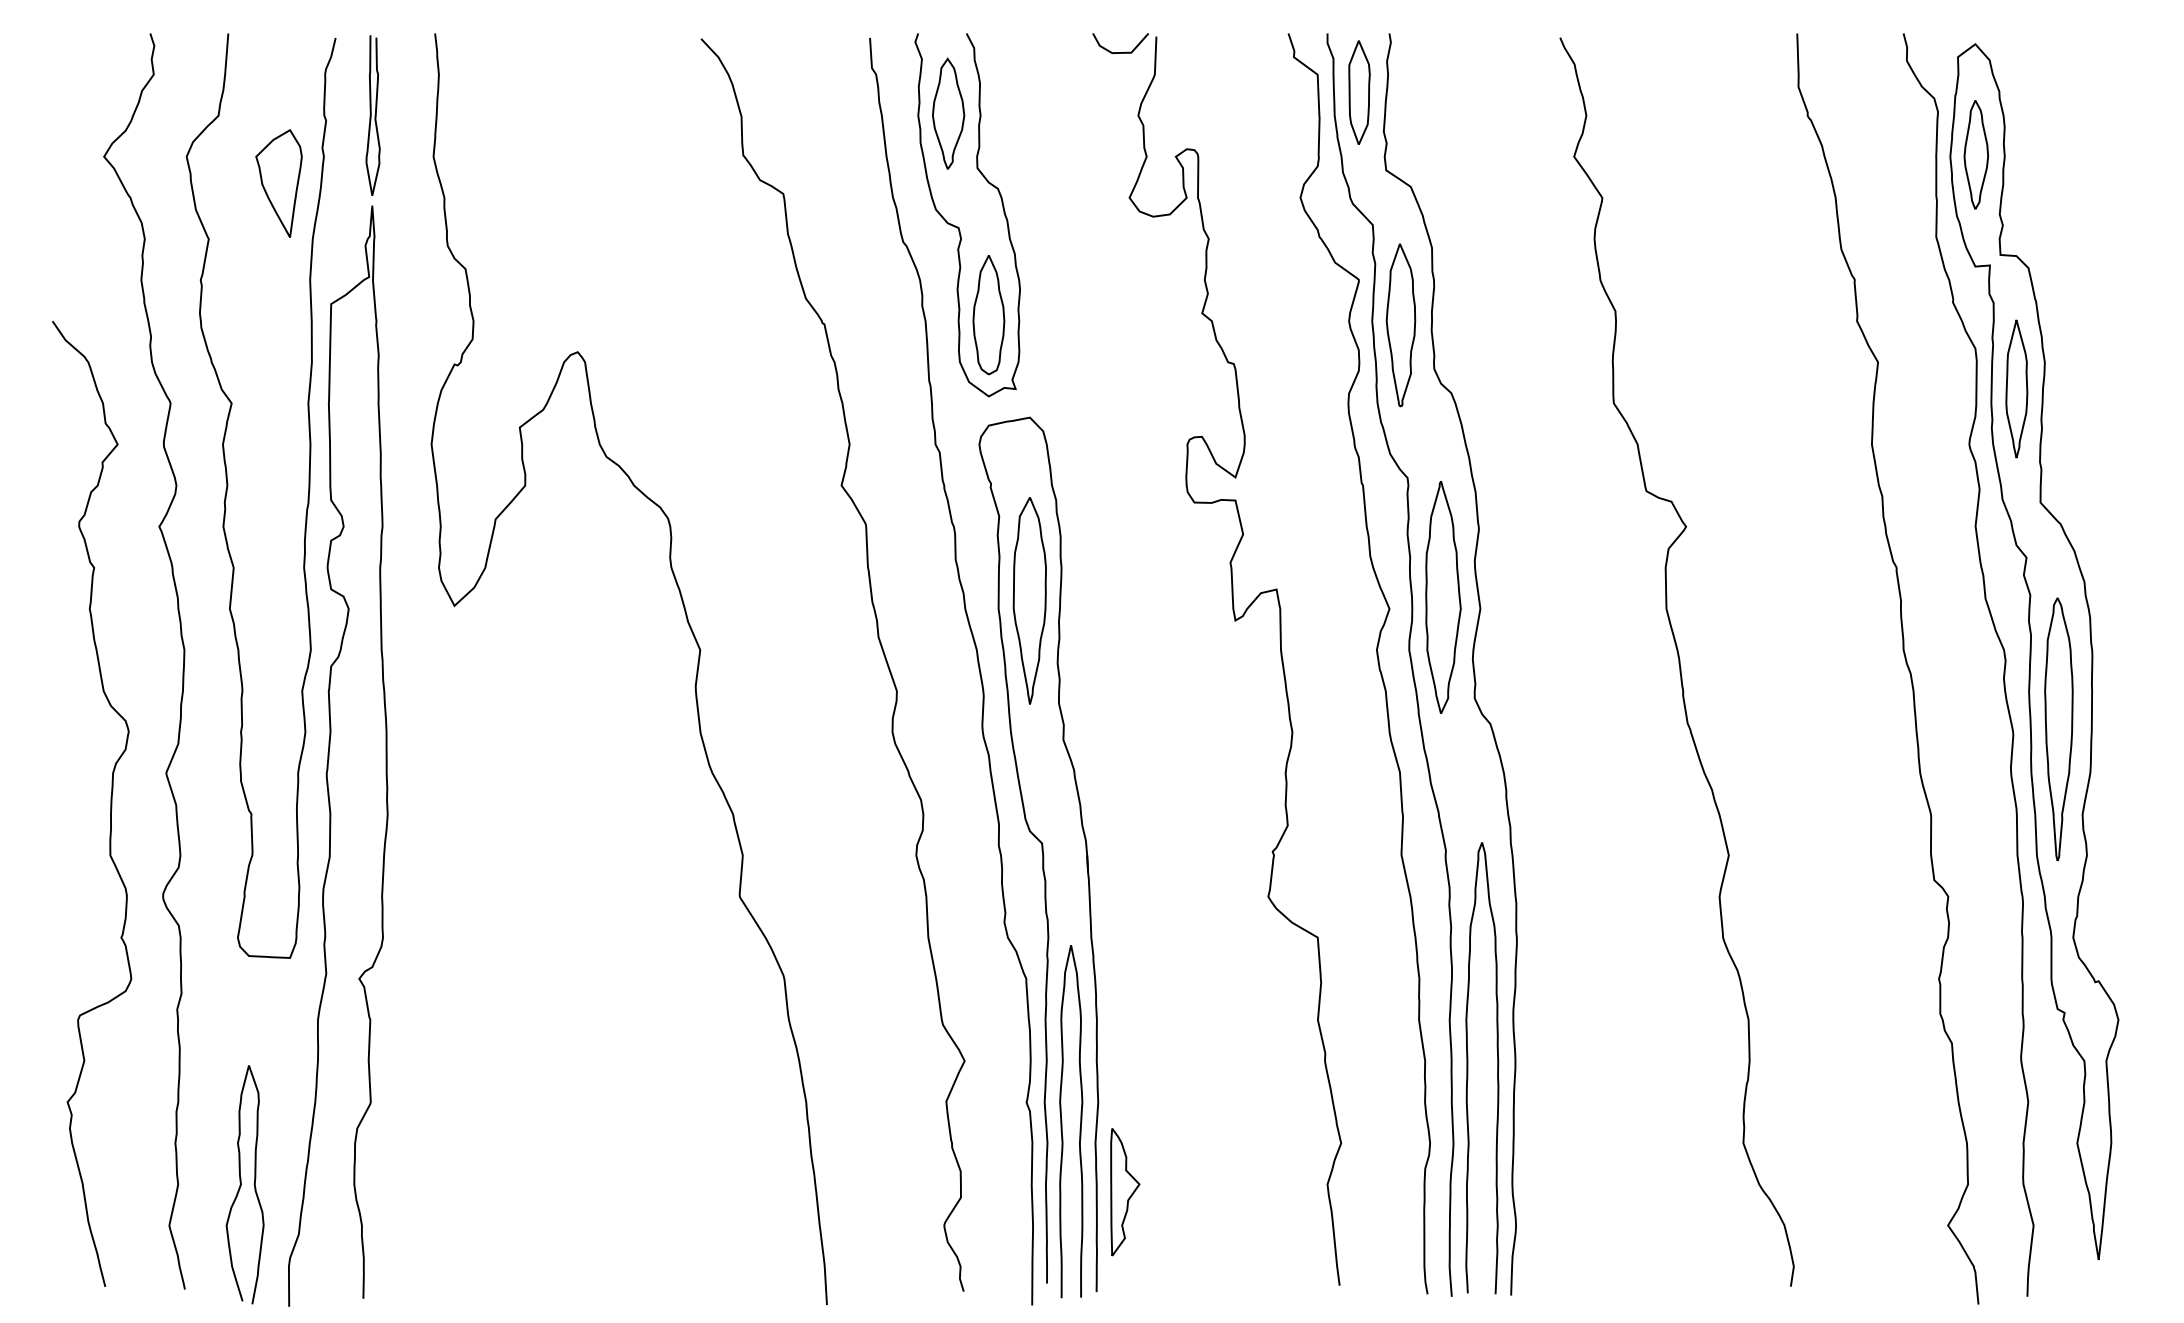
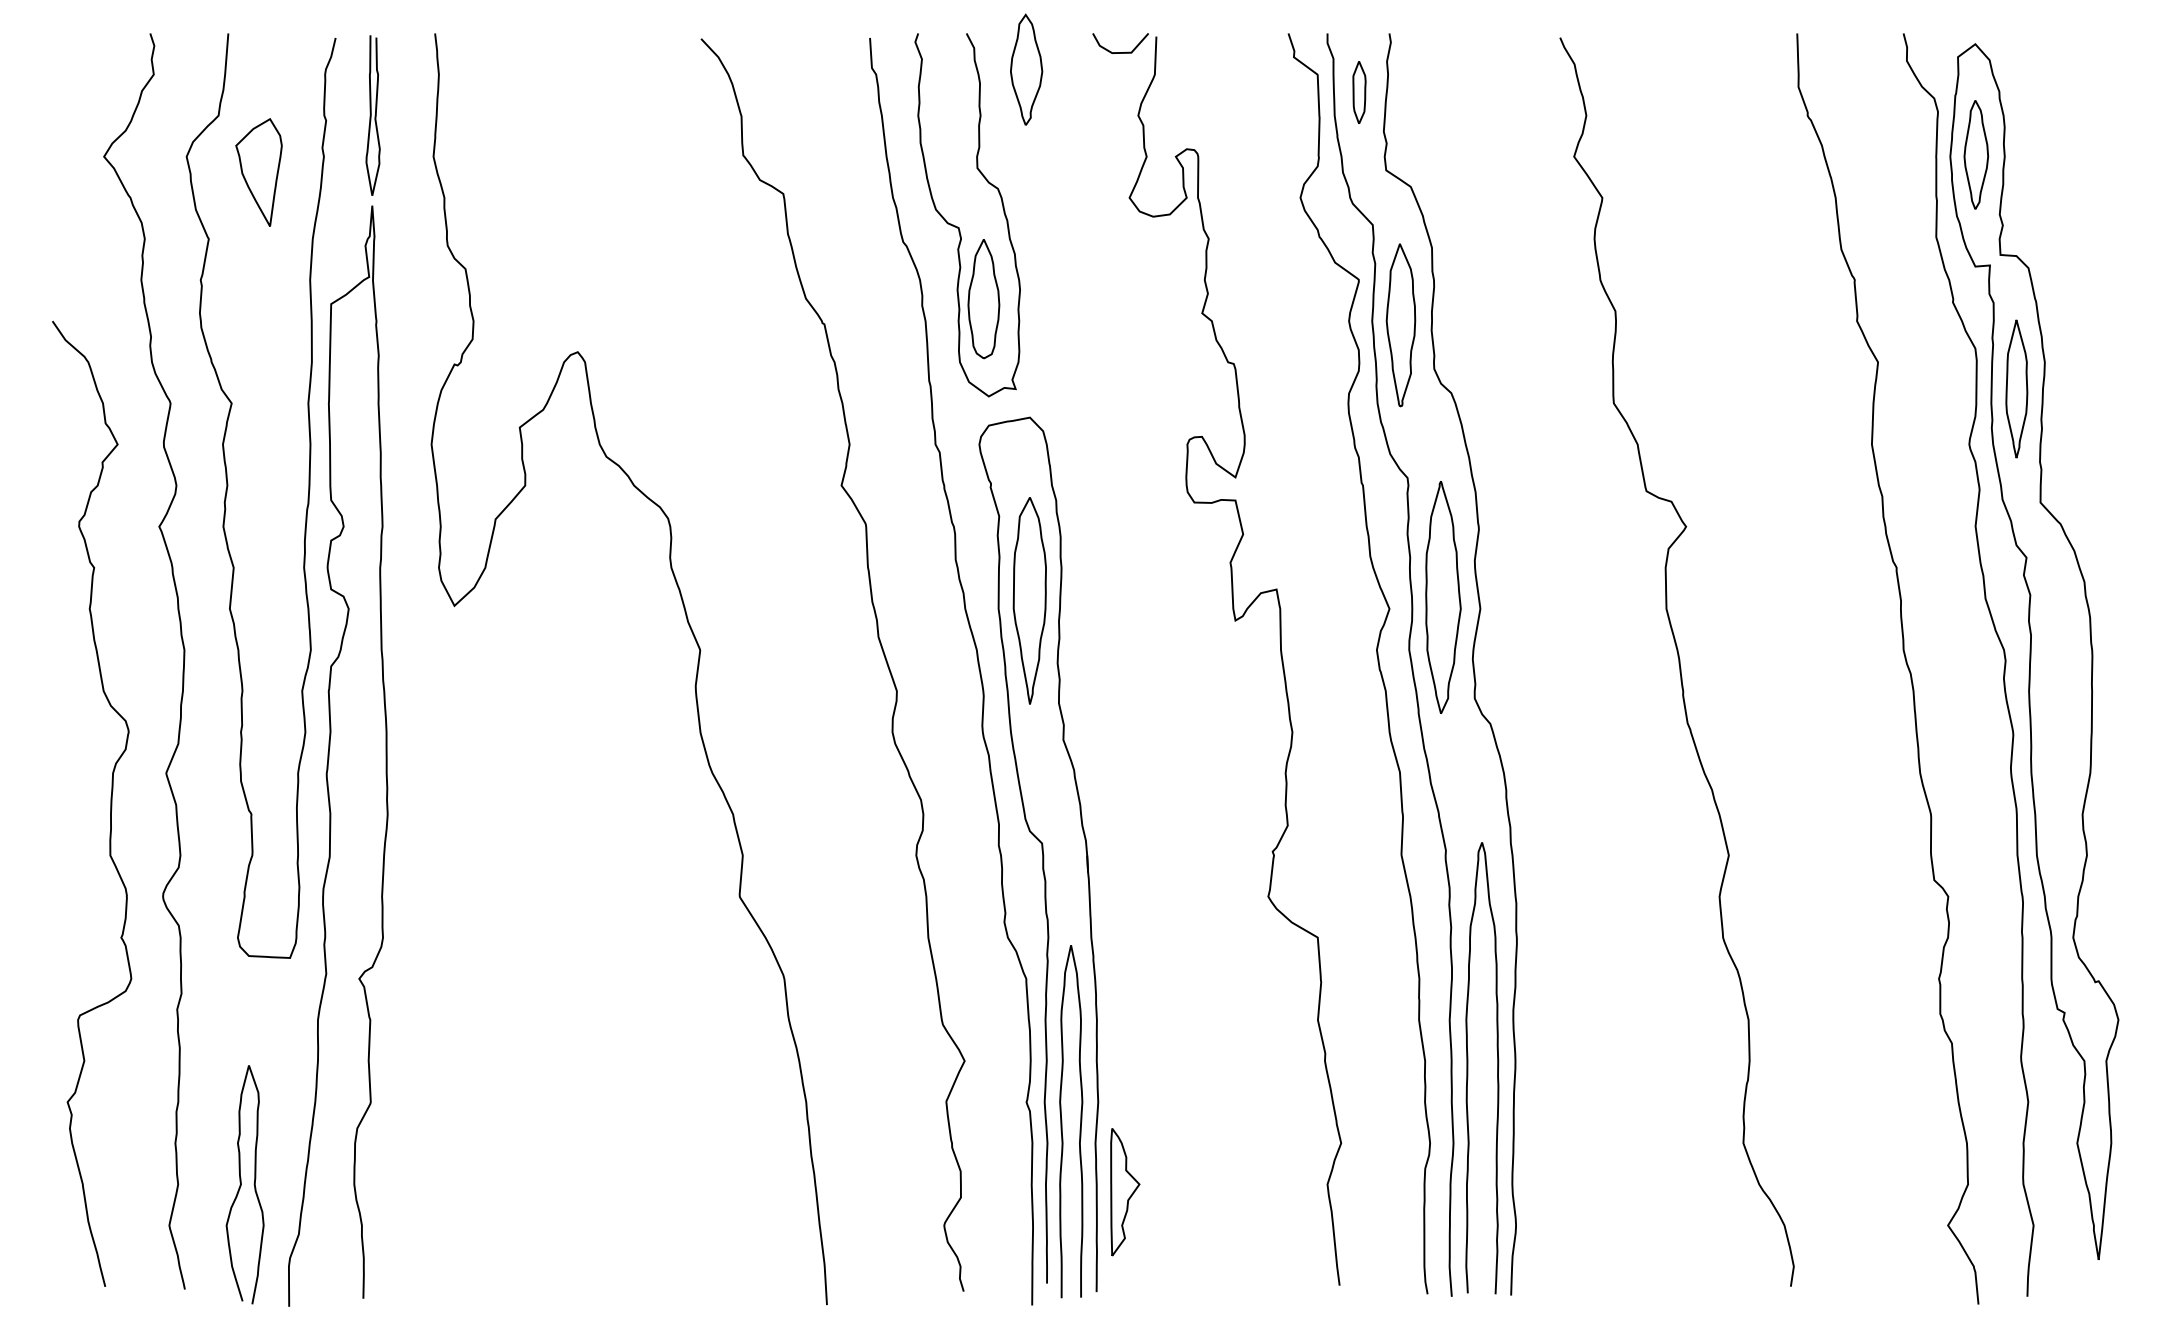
part size: 23x105 px -> 15x63 px (1359, 92)
part position: (948, 113) -> (1026, 69) (1026, 69)
part position: (278, 183) -> (258, 172) (258, 172)
part position: (988, 315) -> (983, 299) (983, 299)
part: present -> none (2058, 729)
